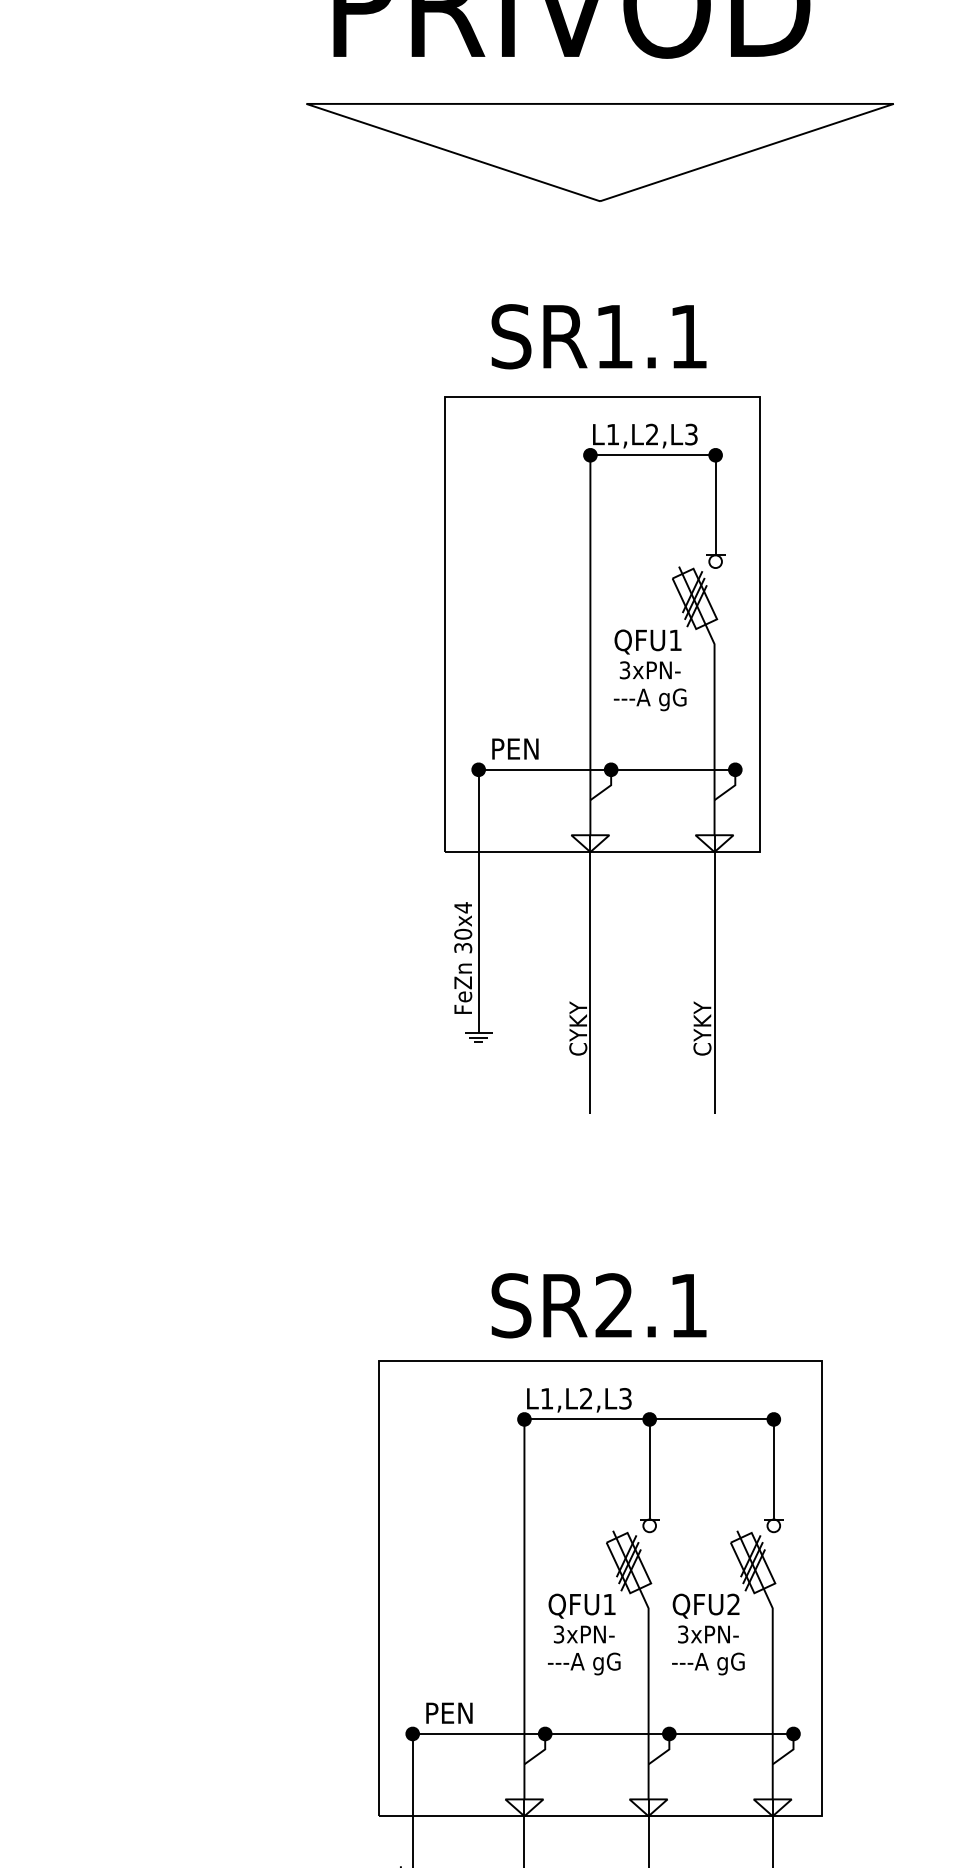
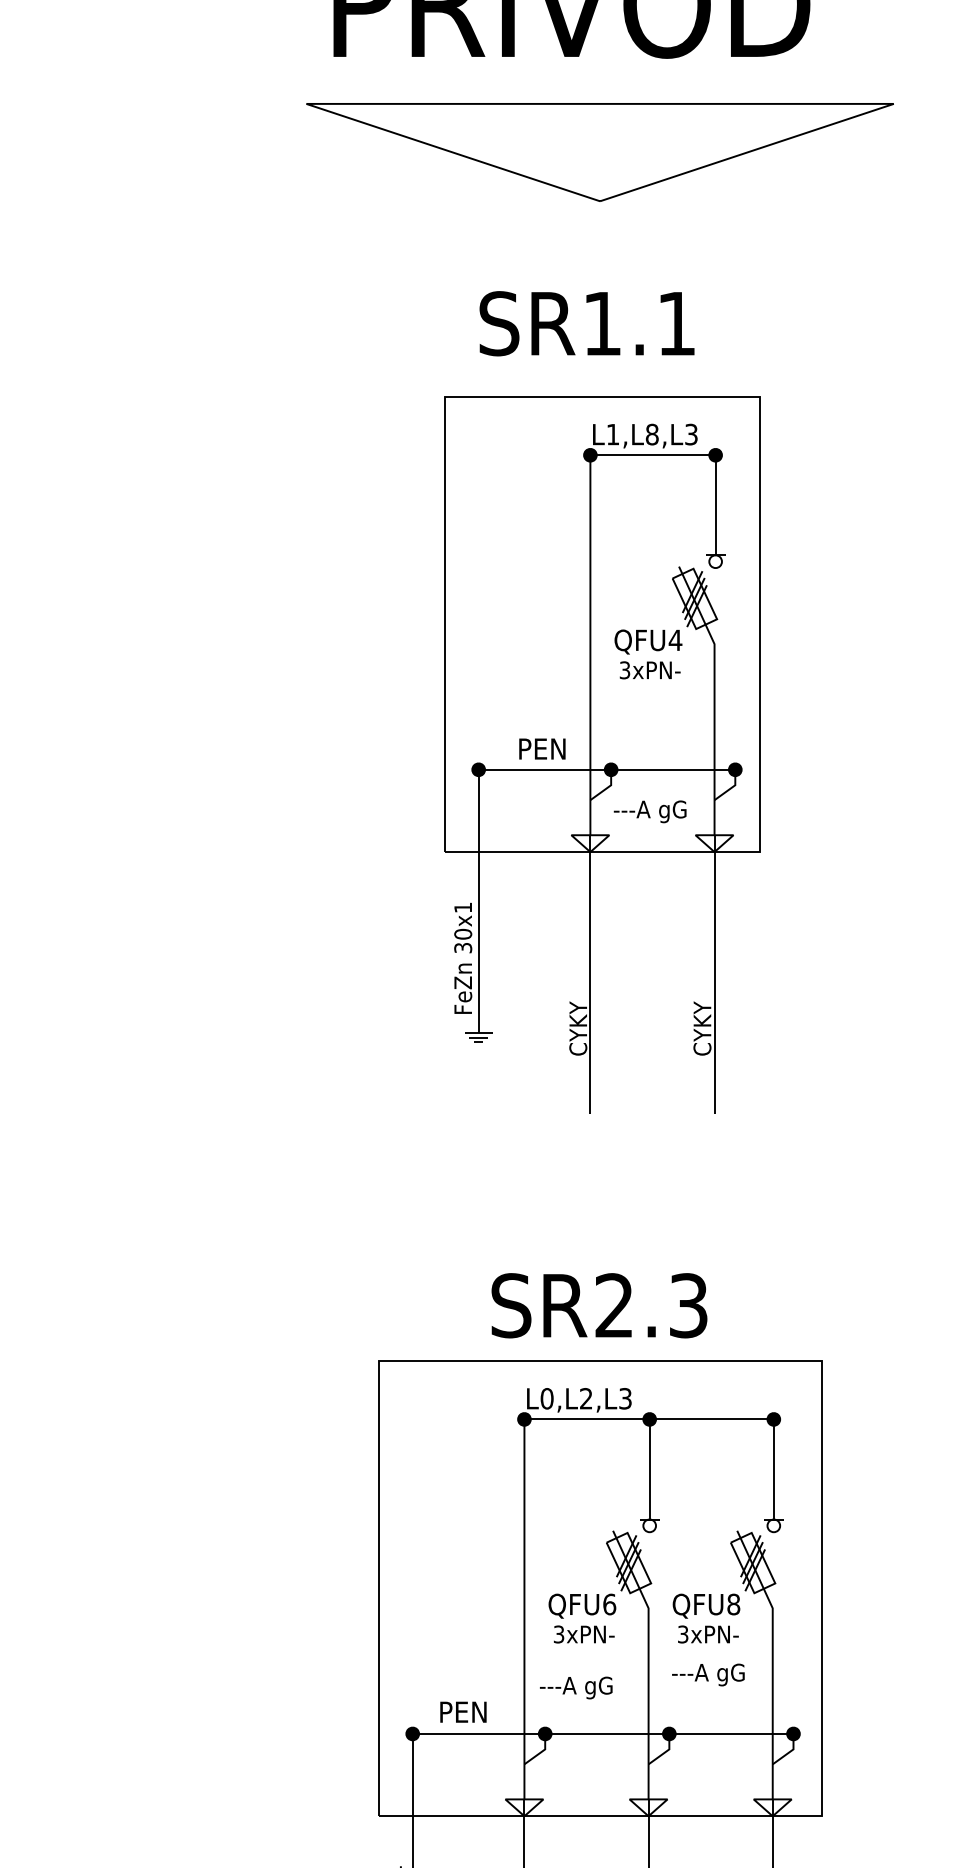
text position: (598, 336) -> (586, 323) (586, 323)
text: L1,L2,L3 -> L1,L8,L3 (651, 434)
text: QFU1 -> QFU4 (675, 639)
text position: (649, 699) -> (649, 811) (649, 811)
text position: (515, 748) -> (542, 748) (542, 748)
text: 30x4 -> 30x1 (462, 907)
text: SR2.1 -> SR2.3 (688, 1305)
text: L1,L2,L3 -> L0,L2,L3 (546, 1398)
text: QFU1 -> QFU6 (609, 1604)
text: QFU2 -> QFU8 (733, 1604)
text position: (584, 1663) -> (576, 1687) (576, 1687)
text position: (708, 1663) -> (708, 1674) (708, 1674)
text position: (449, 1712) -> (463, 1711) (463, 1711)
